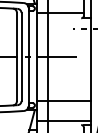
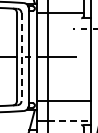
line: solid -> dashed (21, 57)
line: solid -> dashed (69, 120)
